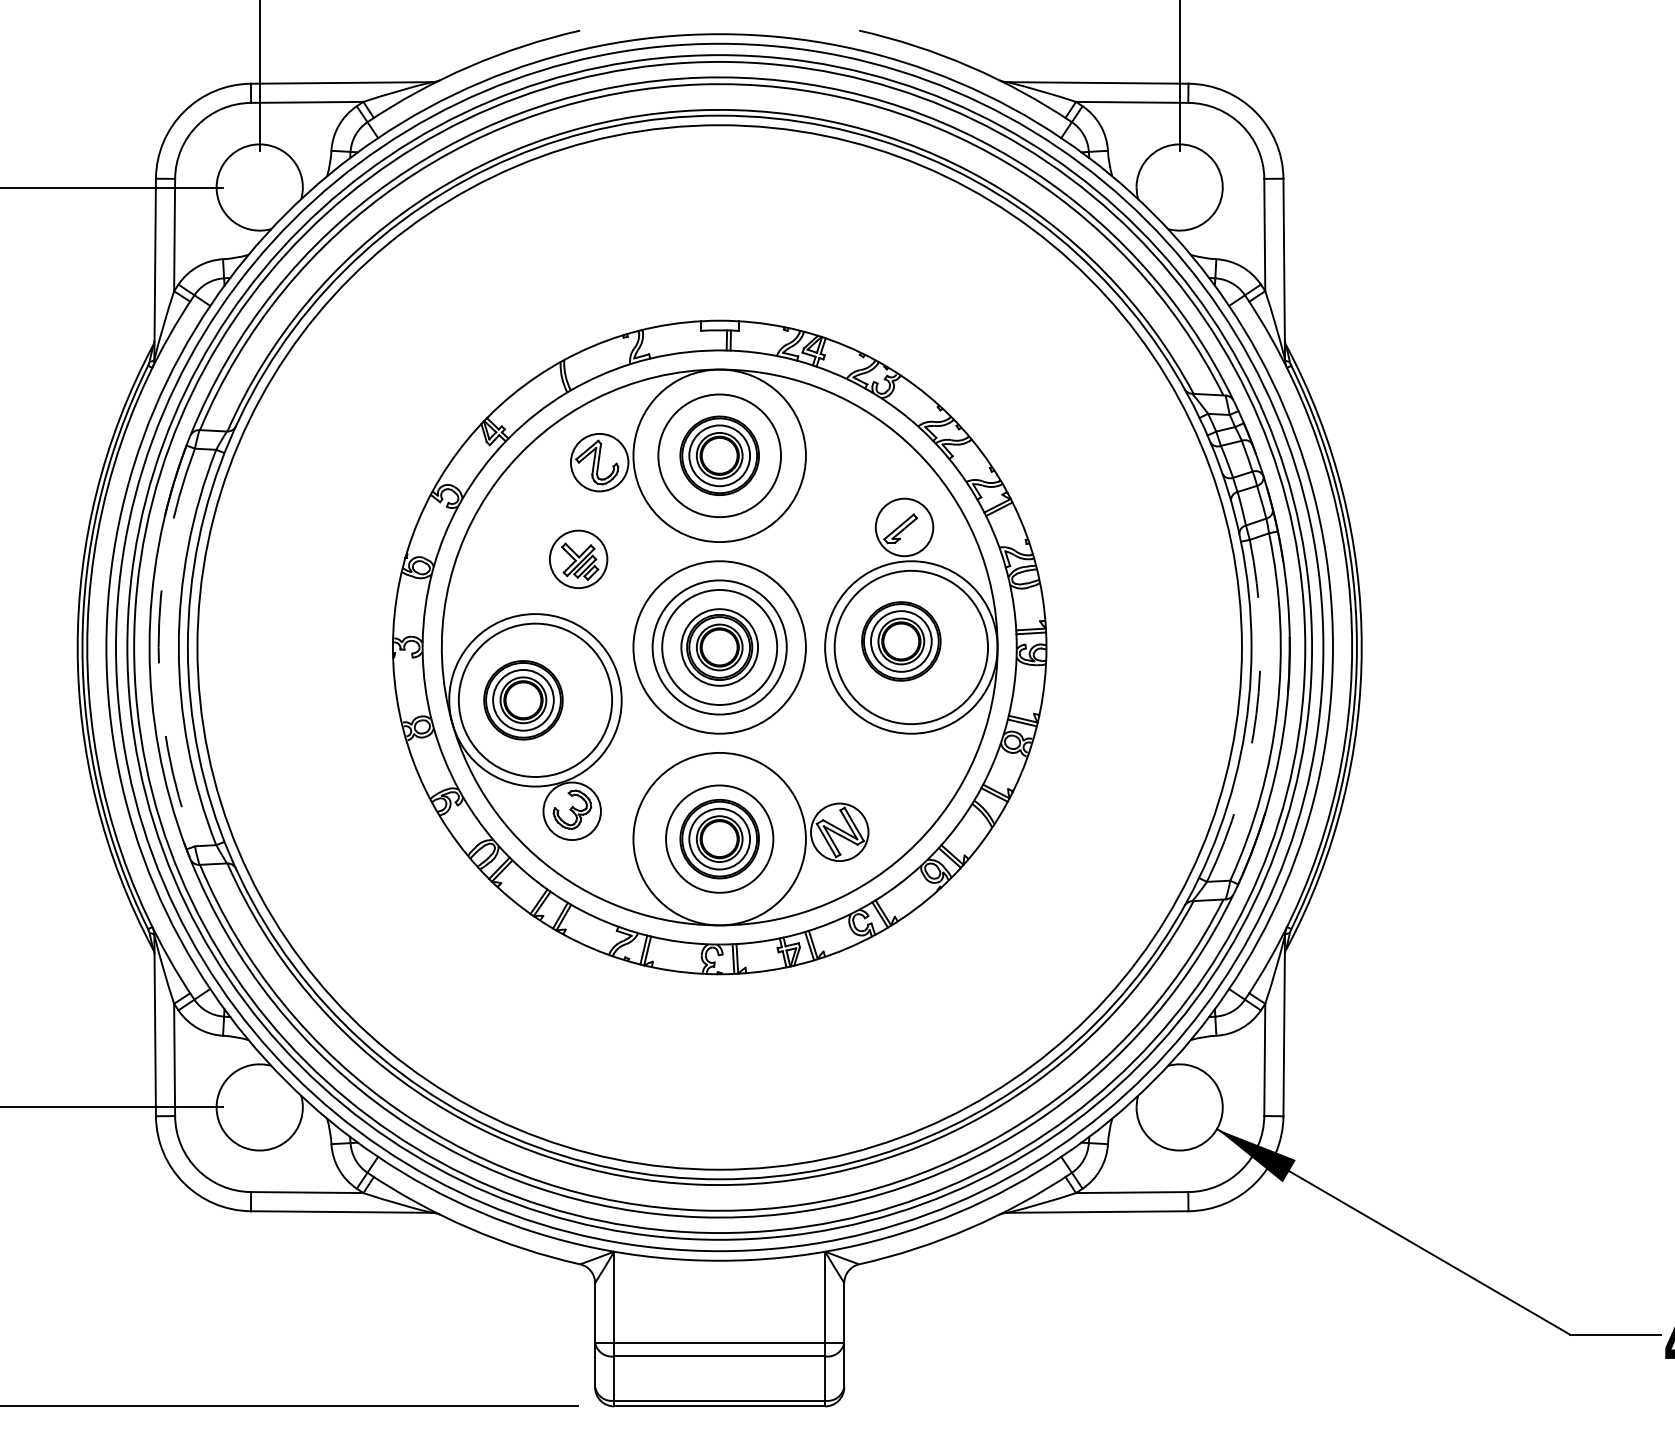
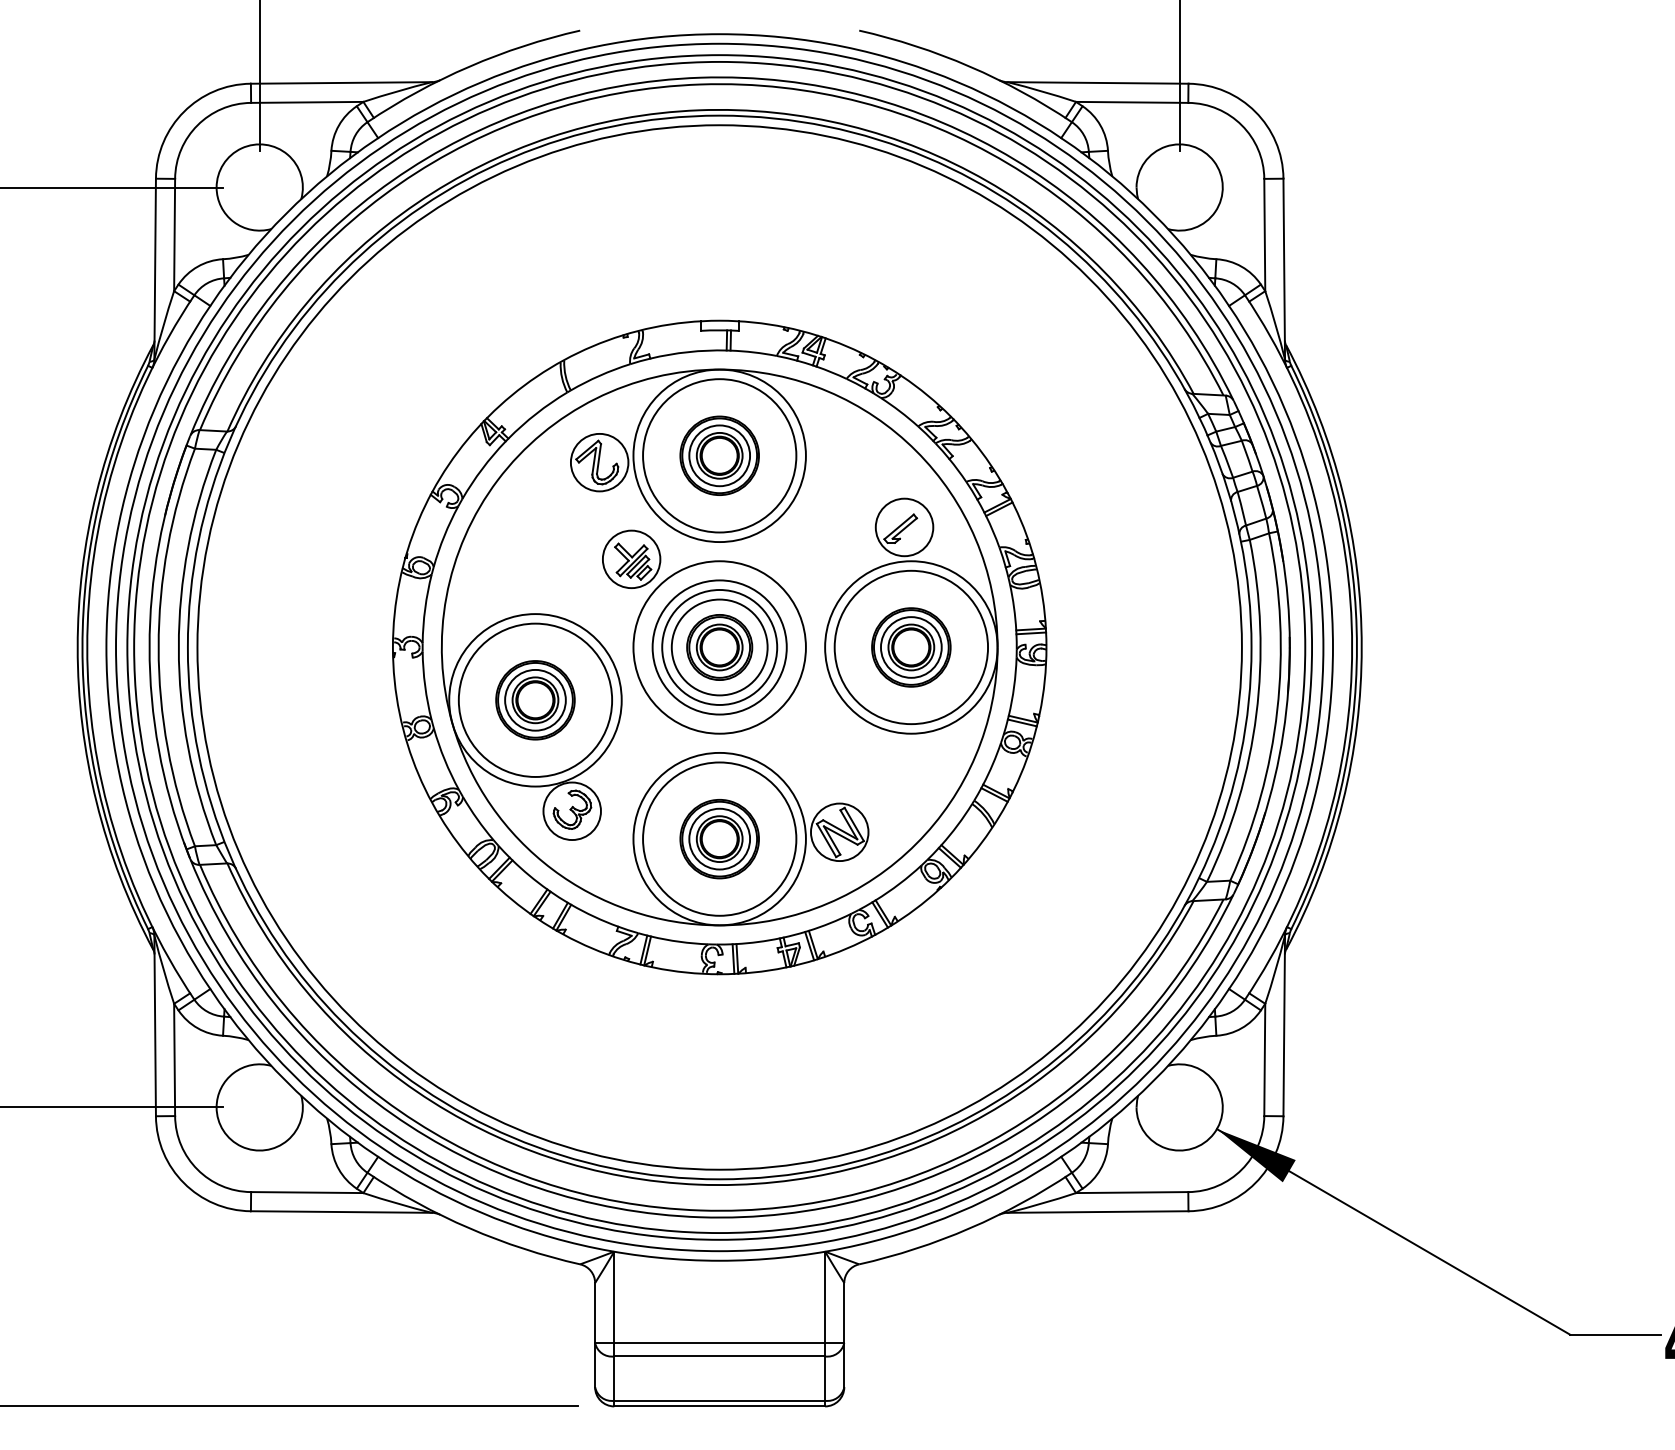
circle diameter: 123 px -> 153 px (719, 455)
part position: (578, 558) -> (631, 558) (631, 558)
part position: (901, 641) -> (911, 647) (911, 647)
arc: dashed -> solid (158, 647)
circle diameter: 77 px -> 96 px (719, 647)
part position: (523, 700) -> (535, 700) (535, 700)
arc: dashed -> solid (1256, 714)
circle diameter: 107 px -> 153 px (719, 838)
